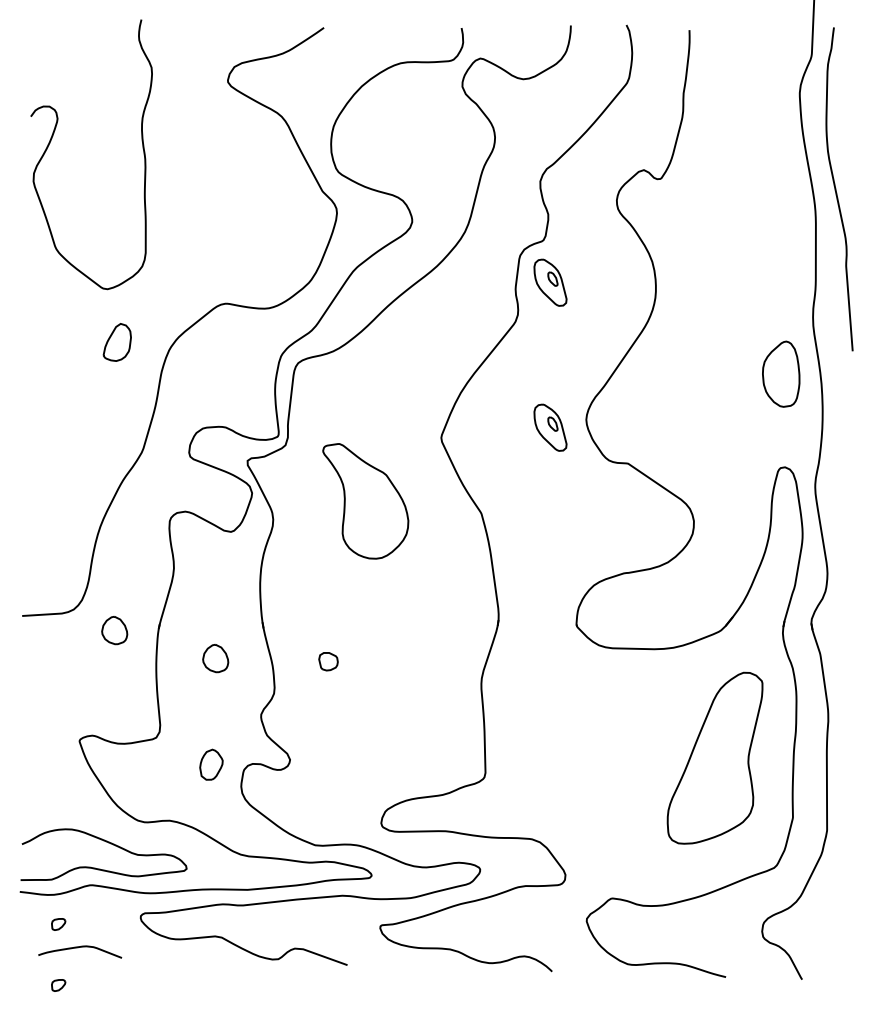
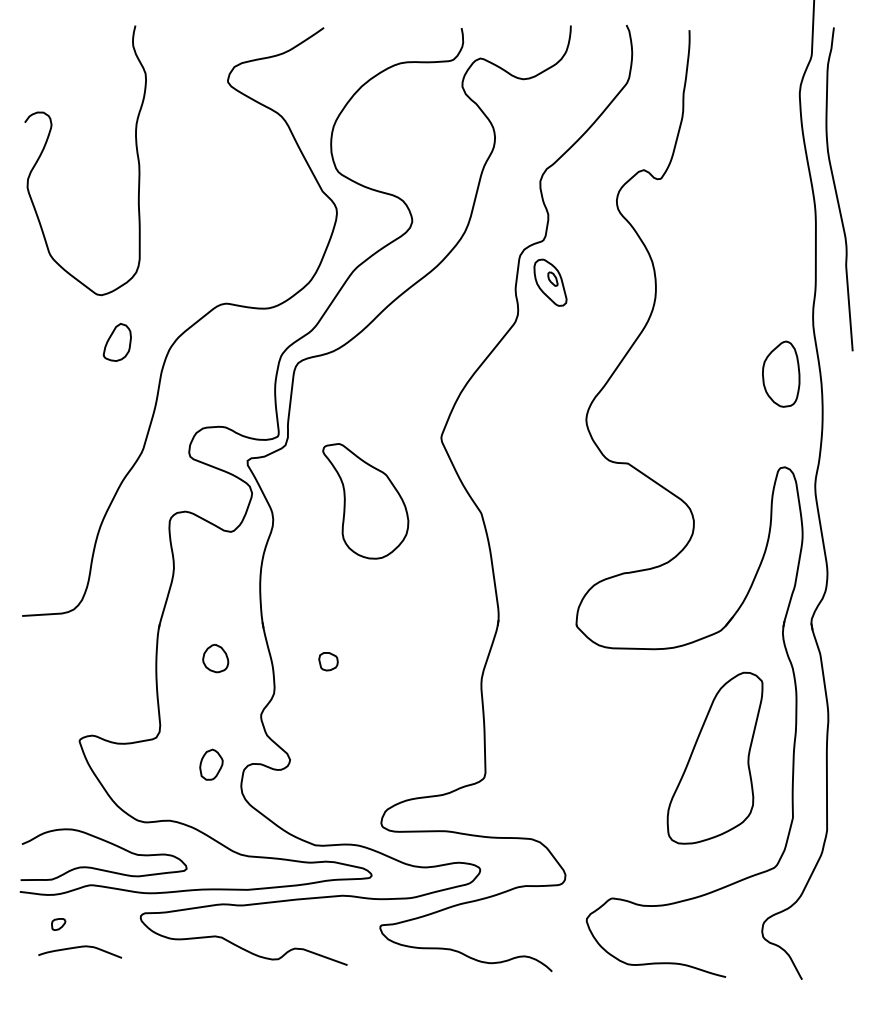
curve position: (53, 136) -> (47, 142) (47, 142)
part: present -> none (550, 427)
part: present -> none (114, 630)
part: present -> none (58, 985)
